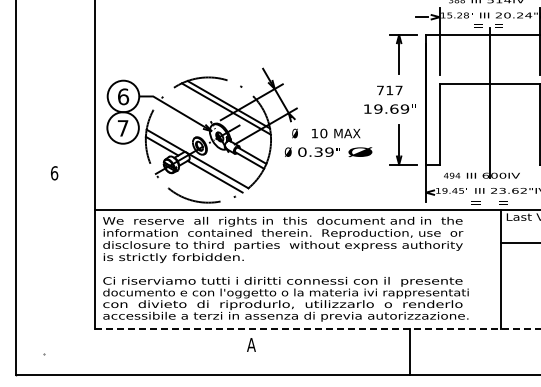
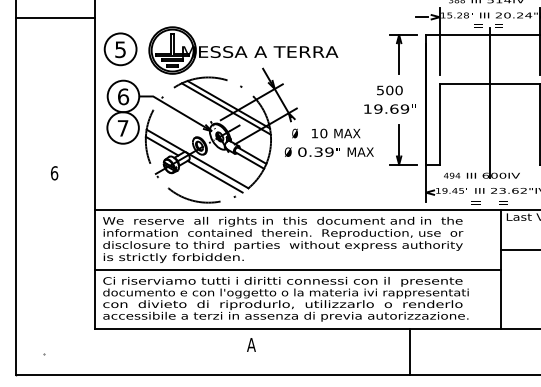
line: none -> present (55, 17)
part: none -> present (220, 50)
text: 717 -> 500 (389, 90)
text: Ø -> MAX (360, 152)
line position: (519, 242) -> (519, 249) (519, 249)
line: none -> present (298, 270)
line: dashed -> solid (318, 328)
